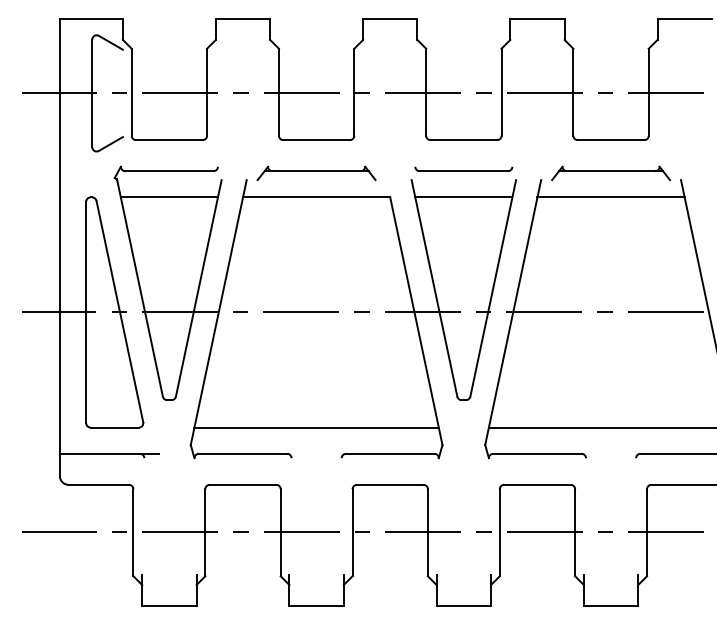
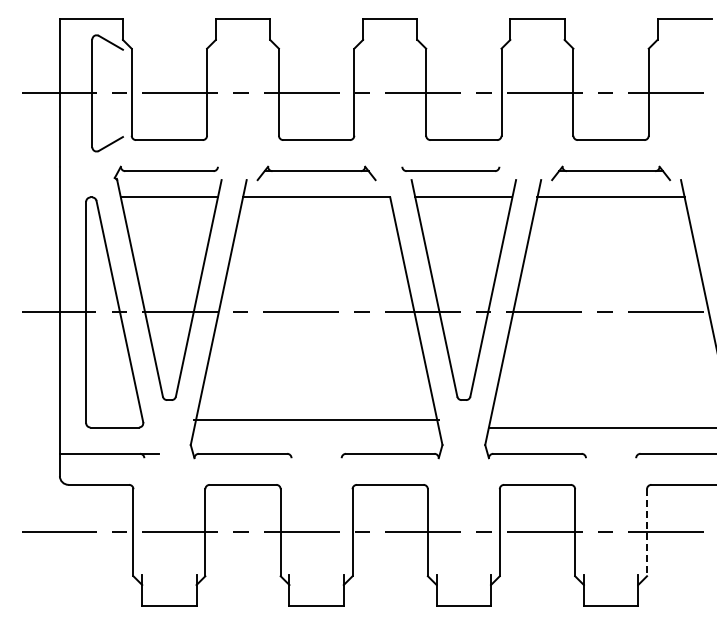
part position: (463, 168) -> (450, 168) (450, 168)
line position: (316, 427) -> (316, 419) (316, 419)
line: solid -> dashed (647, 532)
